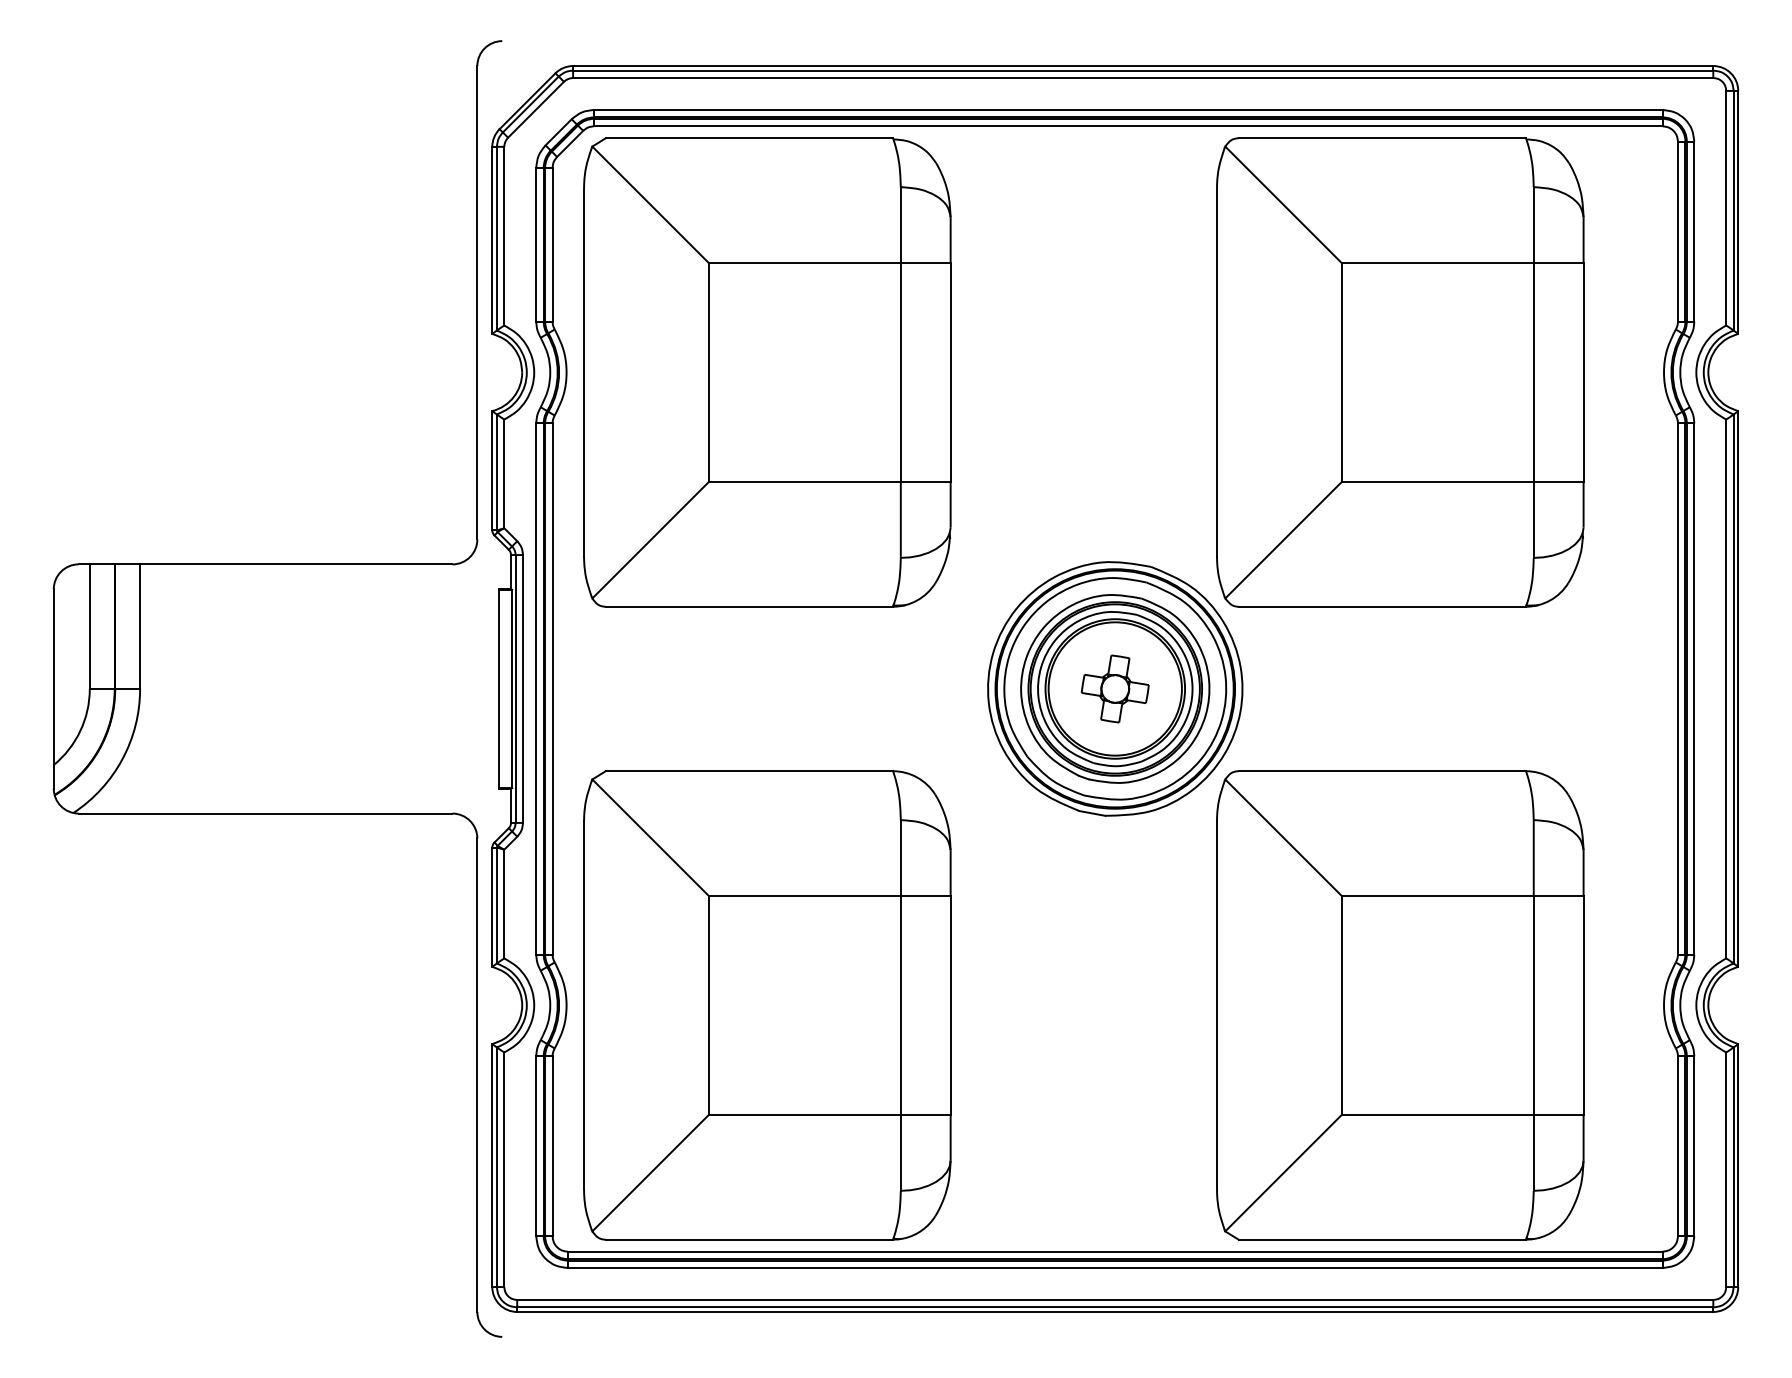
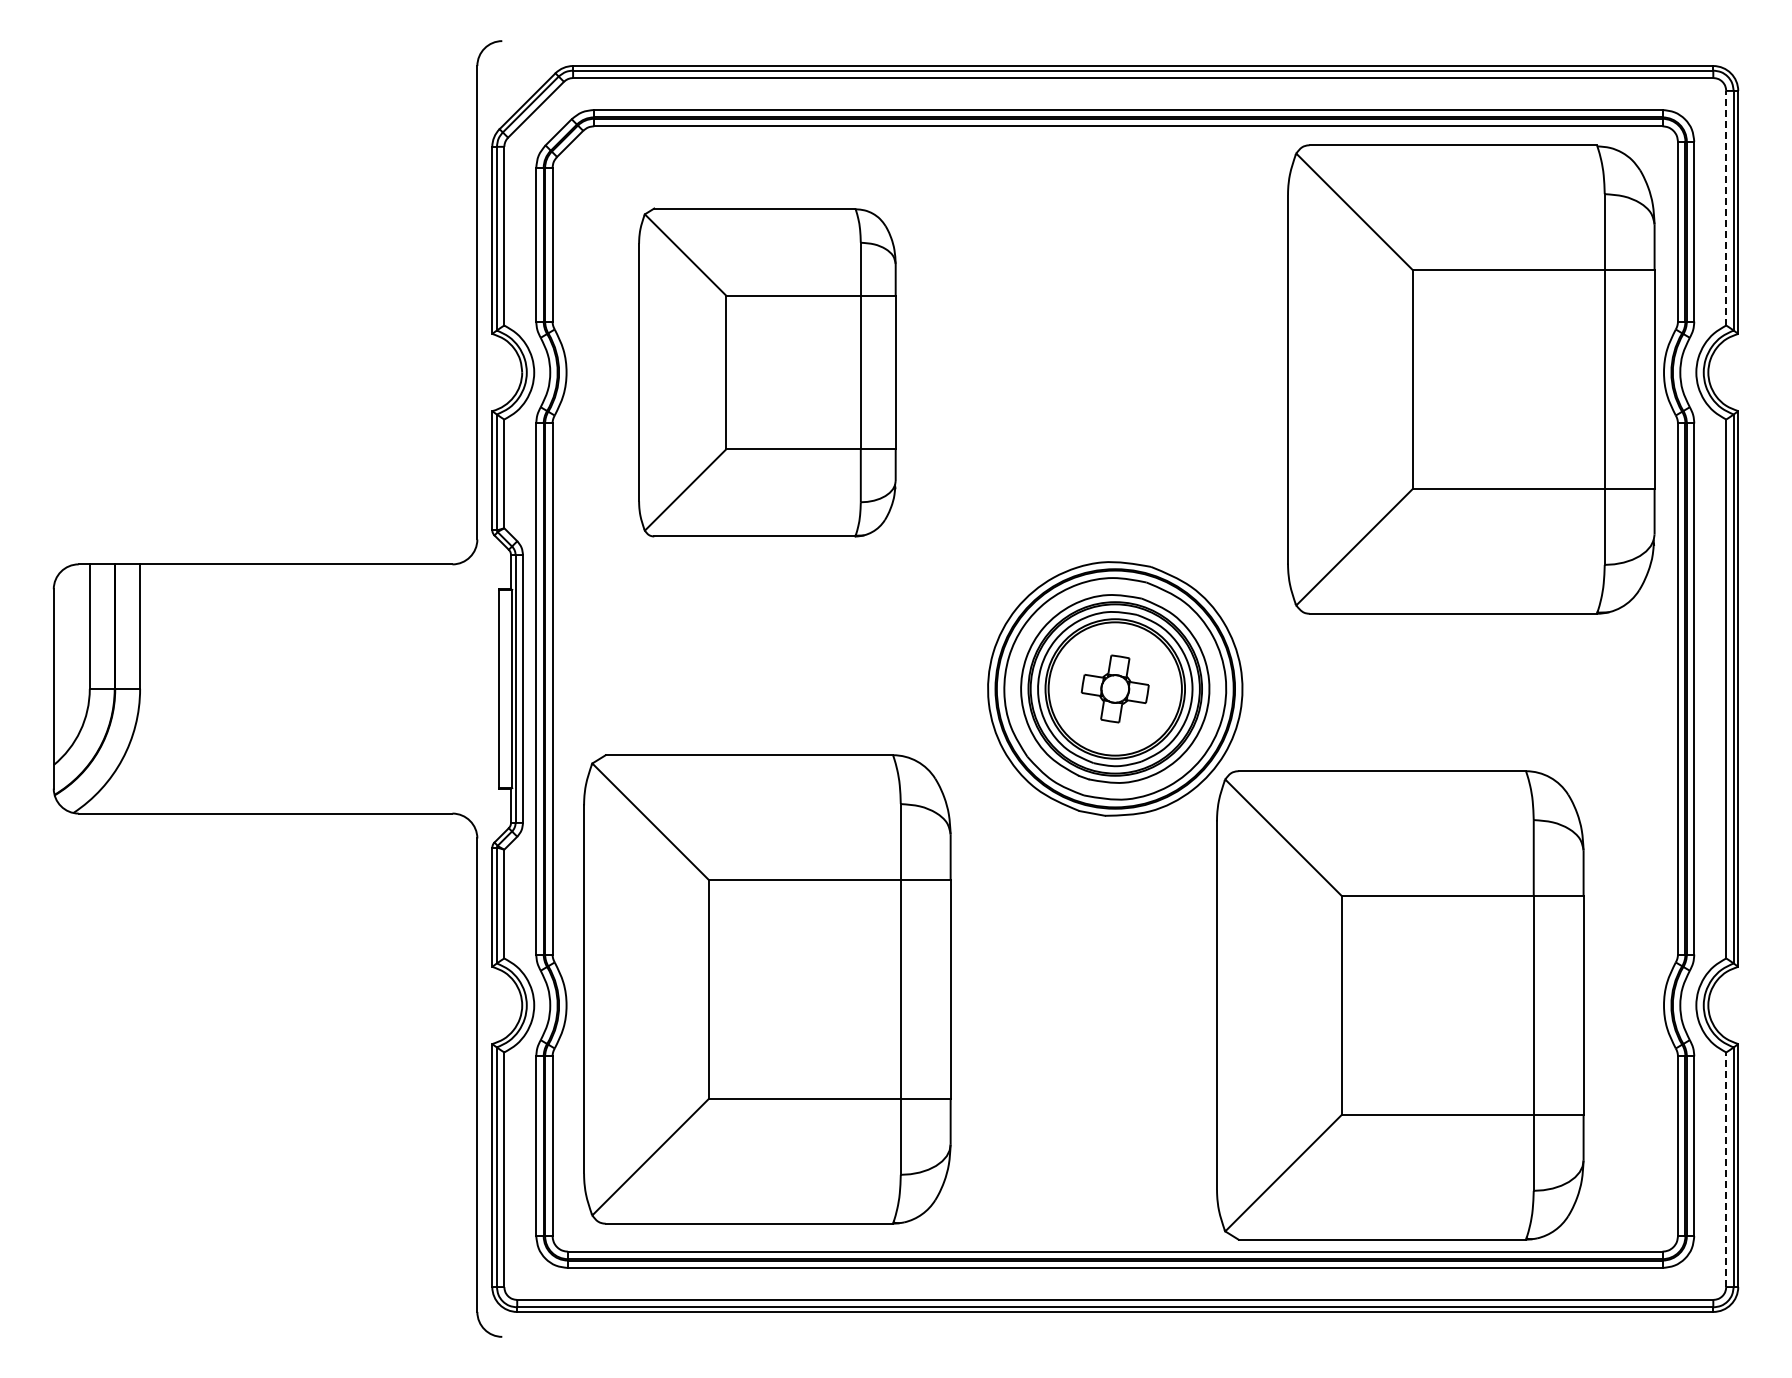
line: solid -> dashed (1726, 207)
part size: 369x471 px -> 259x331 px (767, 372)
part position: (1400, 372) -> (1471, 379) (1471, 379)
part position: (767, 1005) -> (767, 989) (767, 989)
line: solid -> dashed (1726, 1169)
